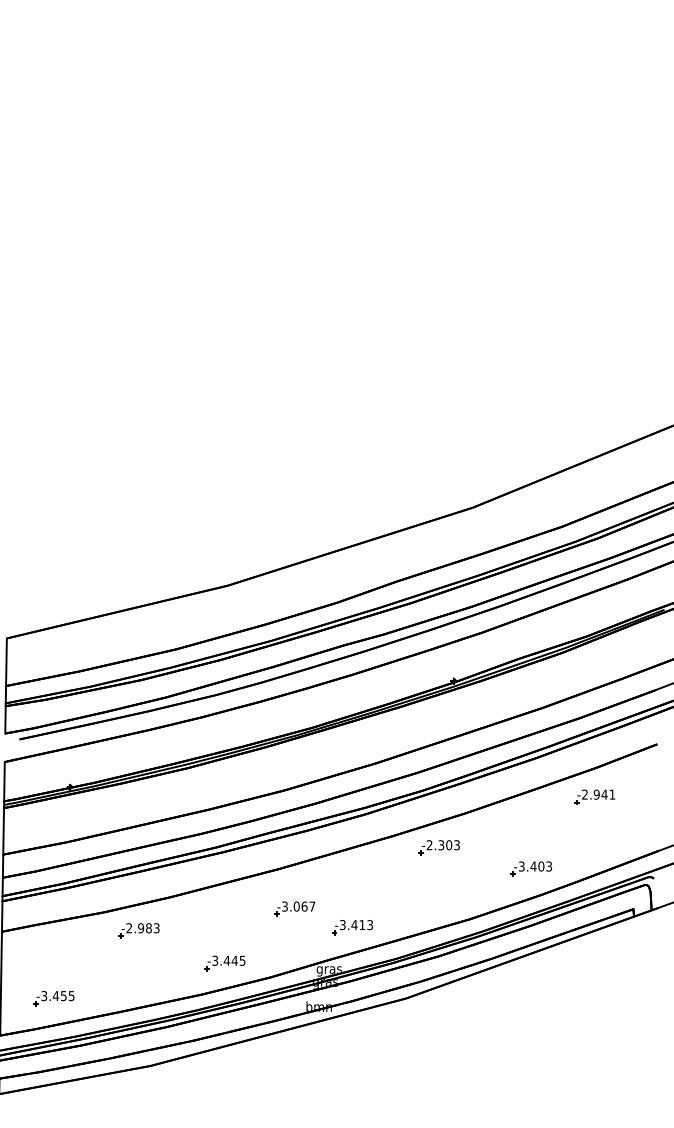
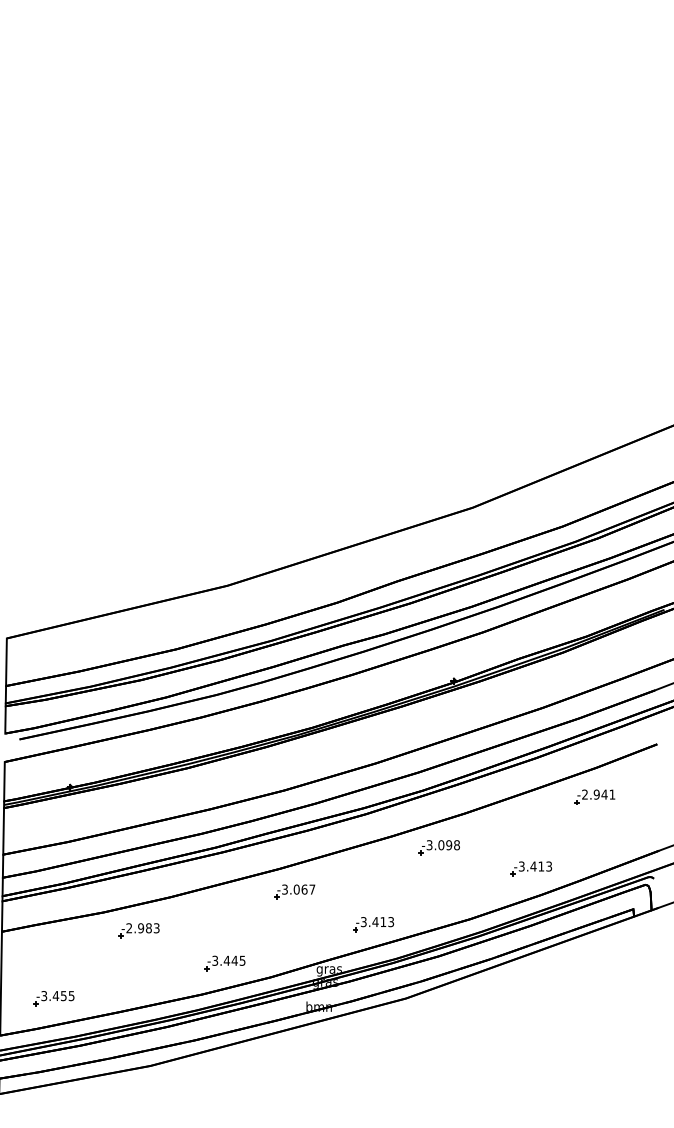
text: -2.303 -> -3.098 (442, 845)
text: -3.403 -> -3.413 (541, 866)
part position: (294, 908) -> (294, 891) (294, 891)
part position: (352, 927) -> (373, 924) (373, 924)
